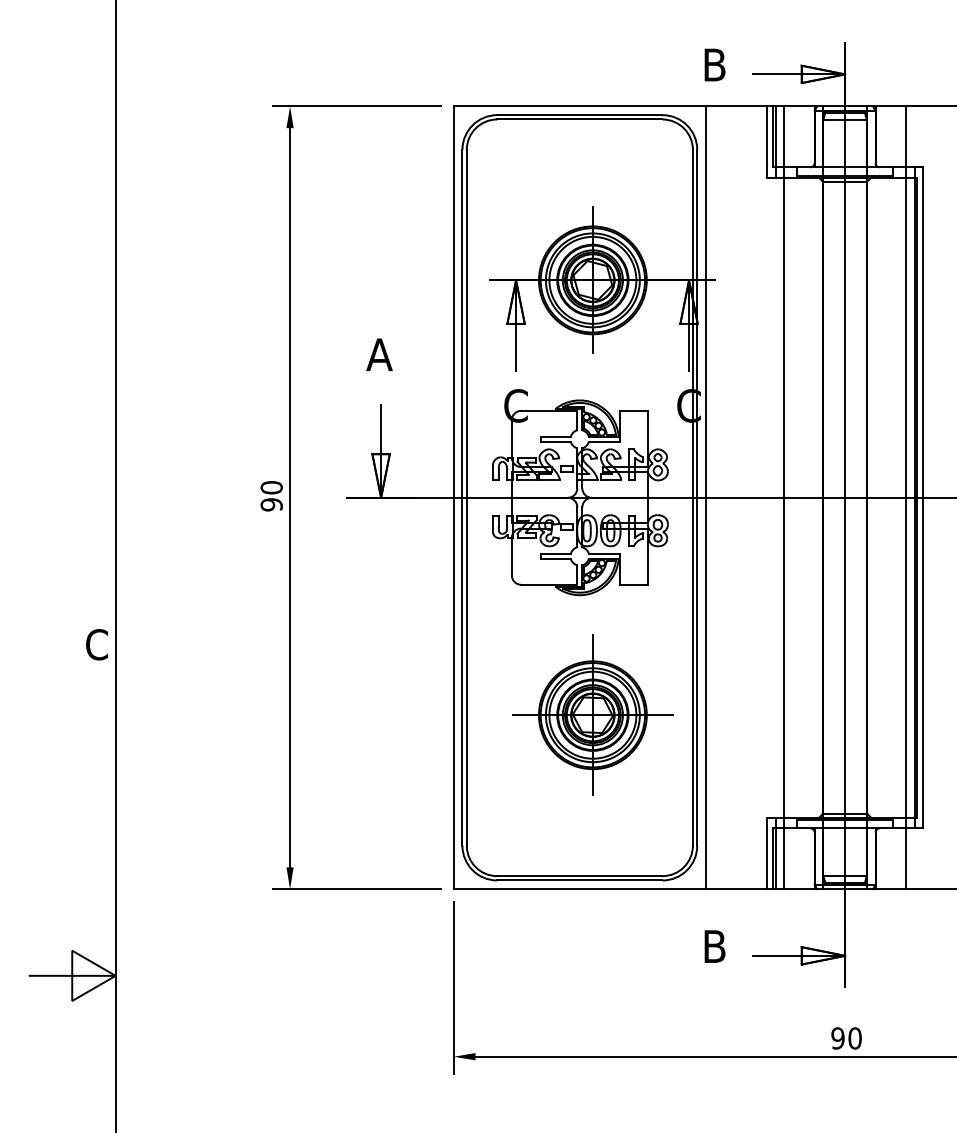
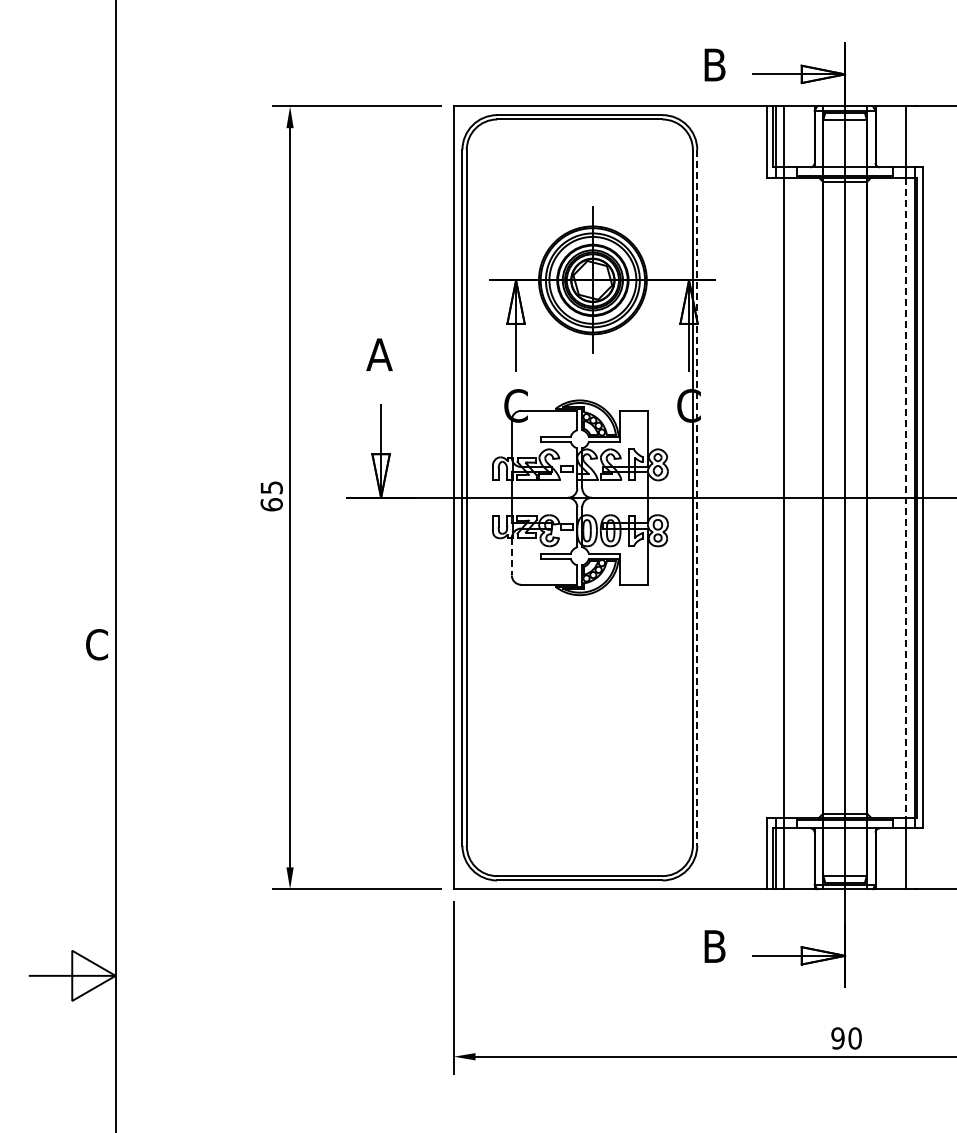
text: 90 -> 65 (271, 496)
line: solid -> dashed (697, 497)
line: present -> none (705, 497)
line: solid -> dashed (905, 498)
line: solid -> dashed (511, 556)
part: present -> none (592, 714)
